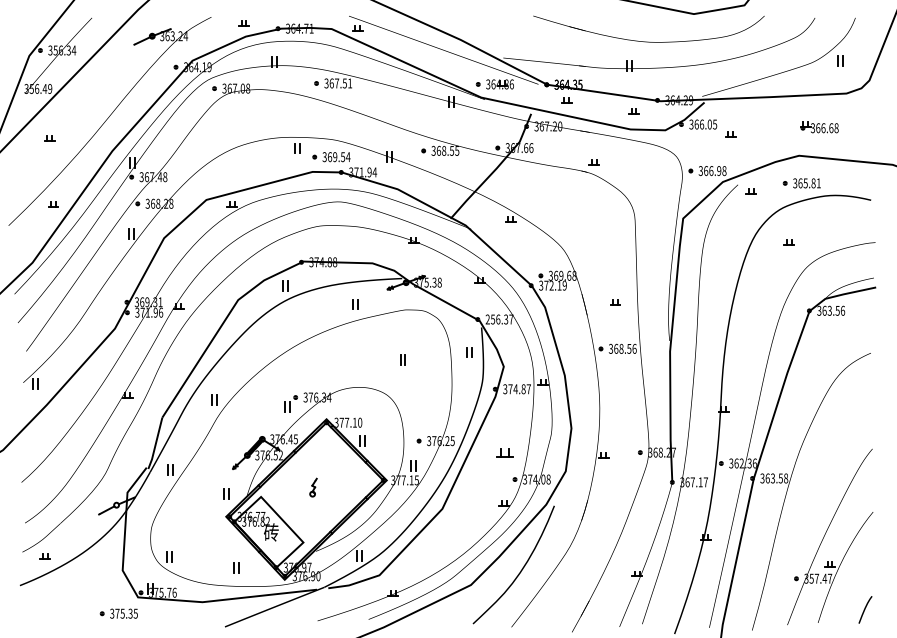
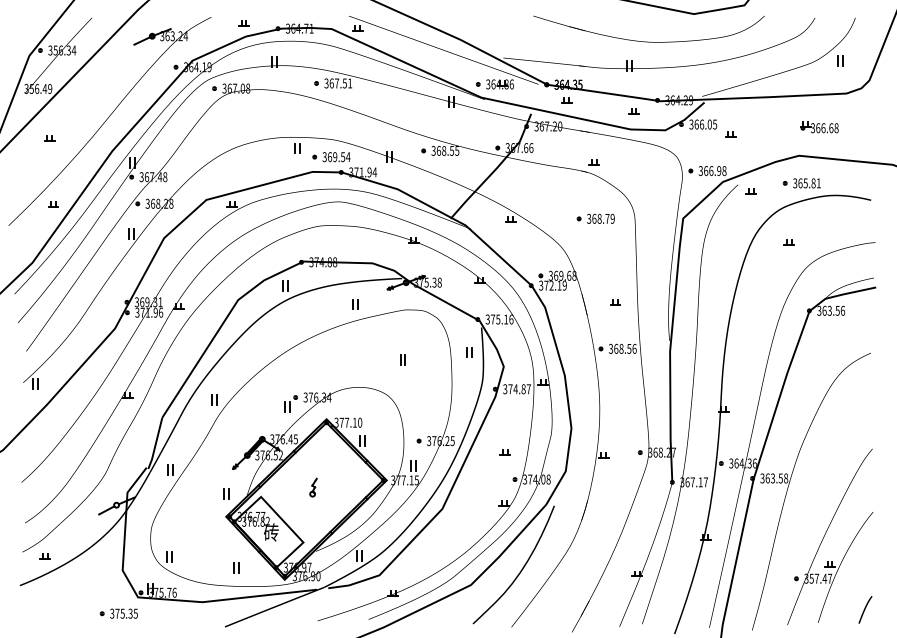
part: none -> present (595, 218)
text: 256.37 -> 375.16 (499, 319)
part size: 18x10 px -> 12x7 px (504, 452)
text: 362.36 -> 364.36 (741, 463)
